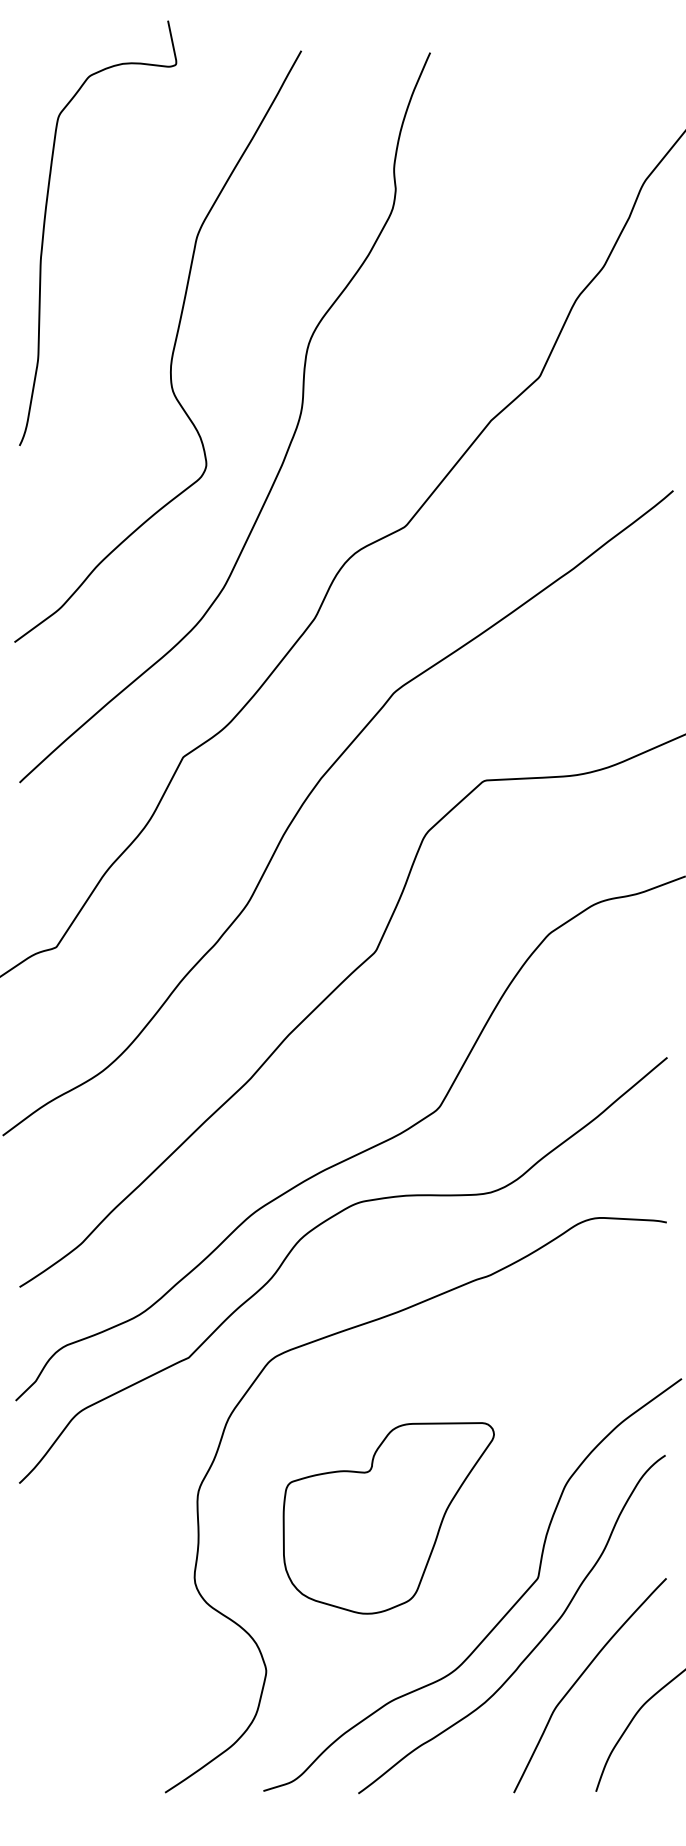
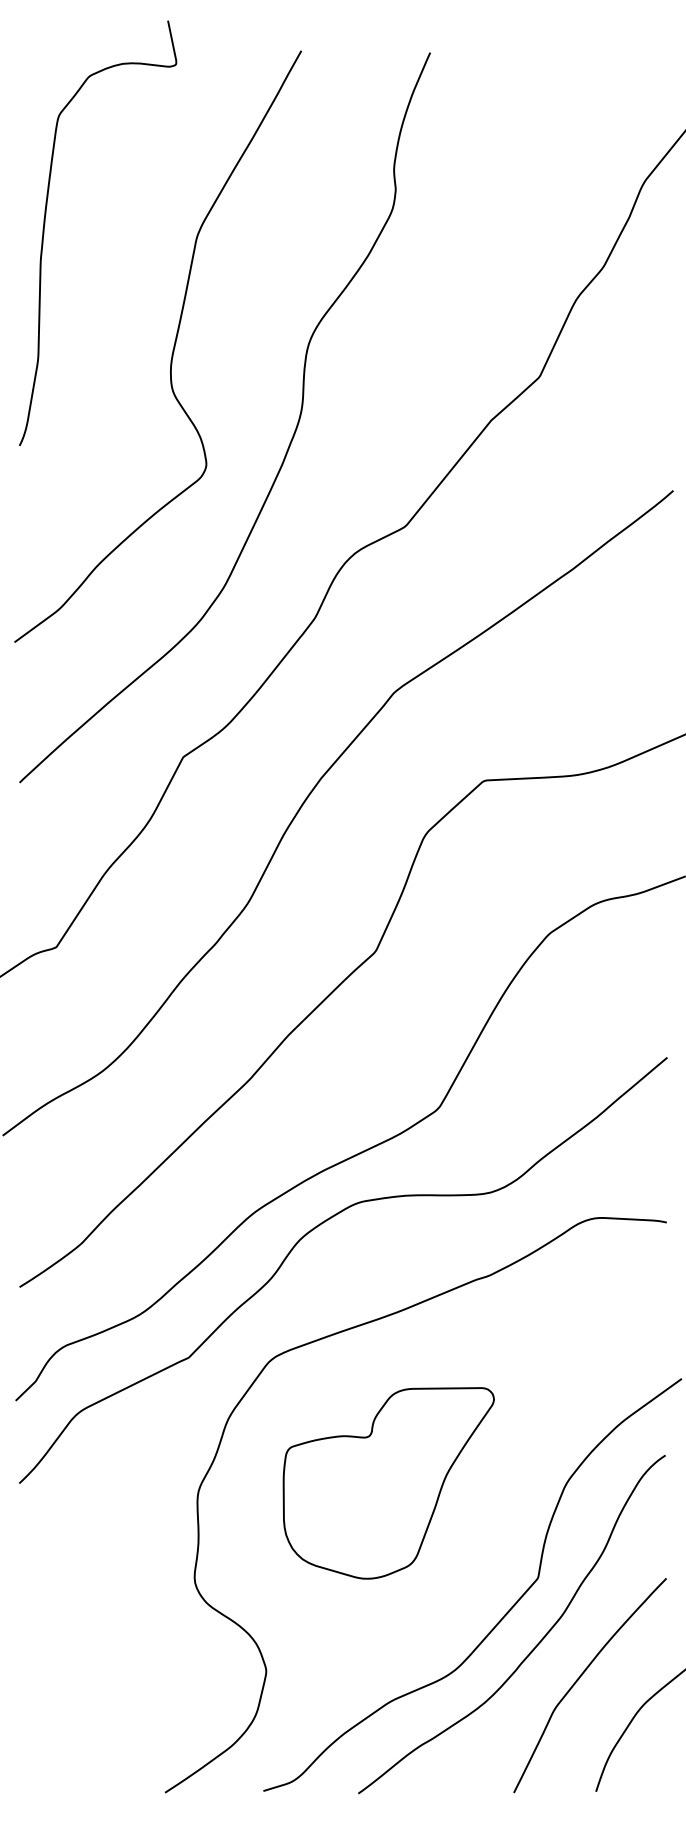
part position: (388, 1518) -> (388, 1483) (388, 1483)
